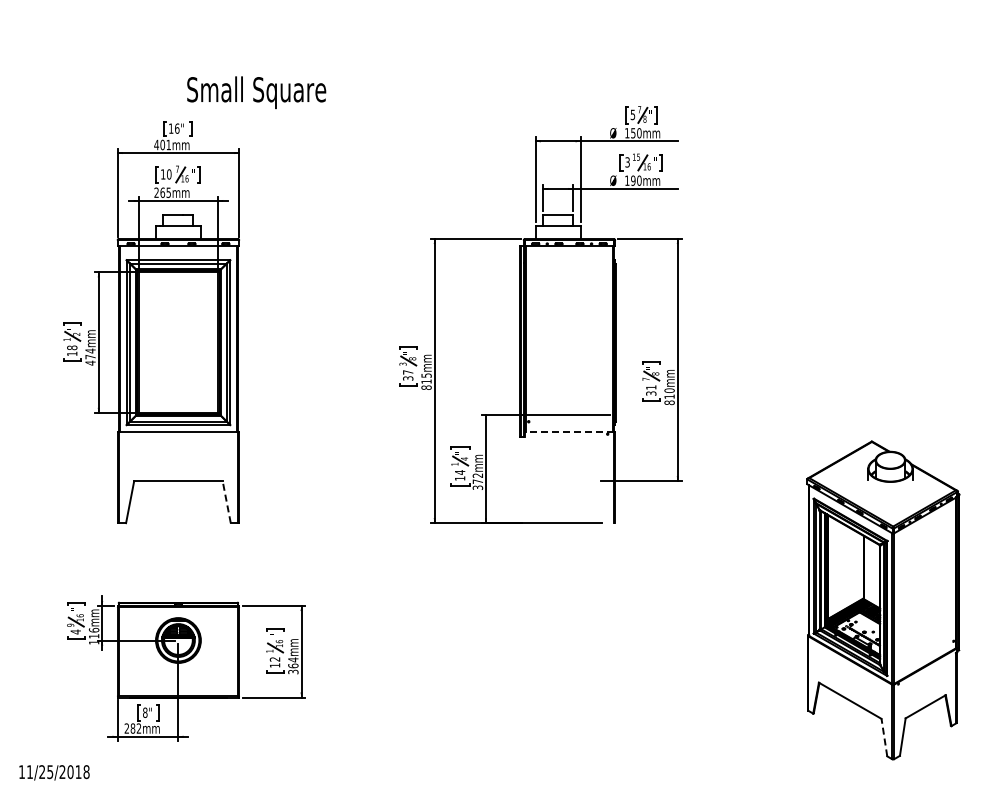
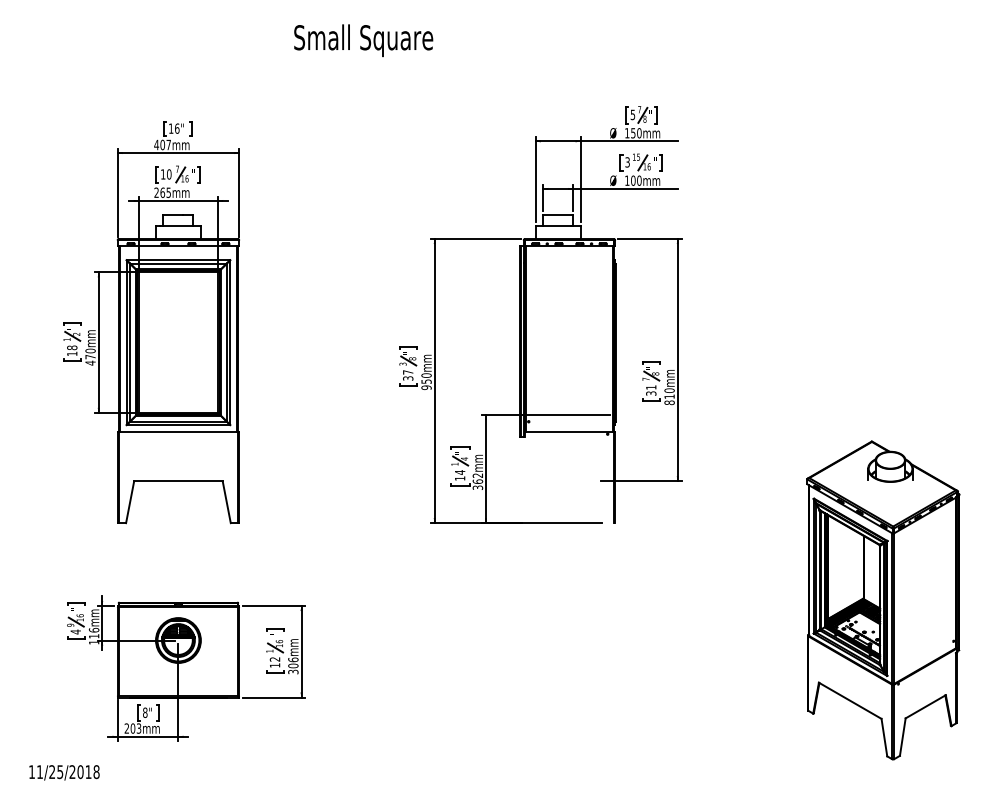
text position: (256, 92) -> (363, 40) (363, 40)
text: 401mm -> 407mm (168, 144)
text: 190mm -> 100mm (633, 180)
text: 474mm -> 470mm (90, 350)
text: 815mm -> 950mm (426, 381)
line: dashed -> solid (569, 431)
text: 372mm -> 362mm (477, 481)
line: dashed -> solid (226, 501)
text: 364mm -> 306mm (293, 662)
text: 282mm -> 203mm (135, 728)
line: dashed -> solid (884, 737)
text position: (54, 772) -> (64, 772) (64, 772)
